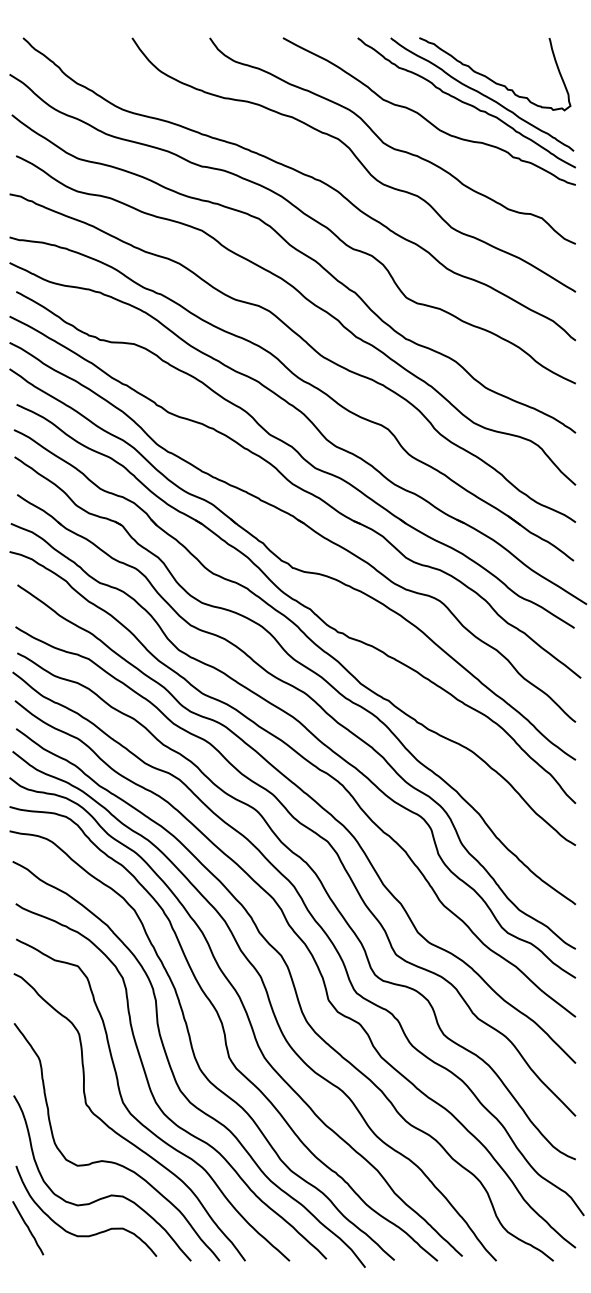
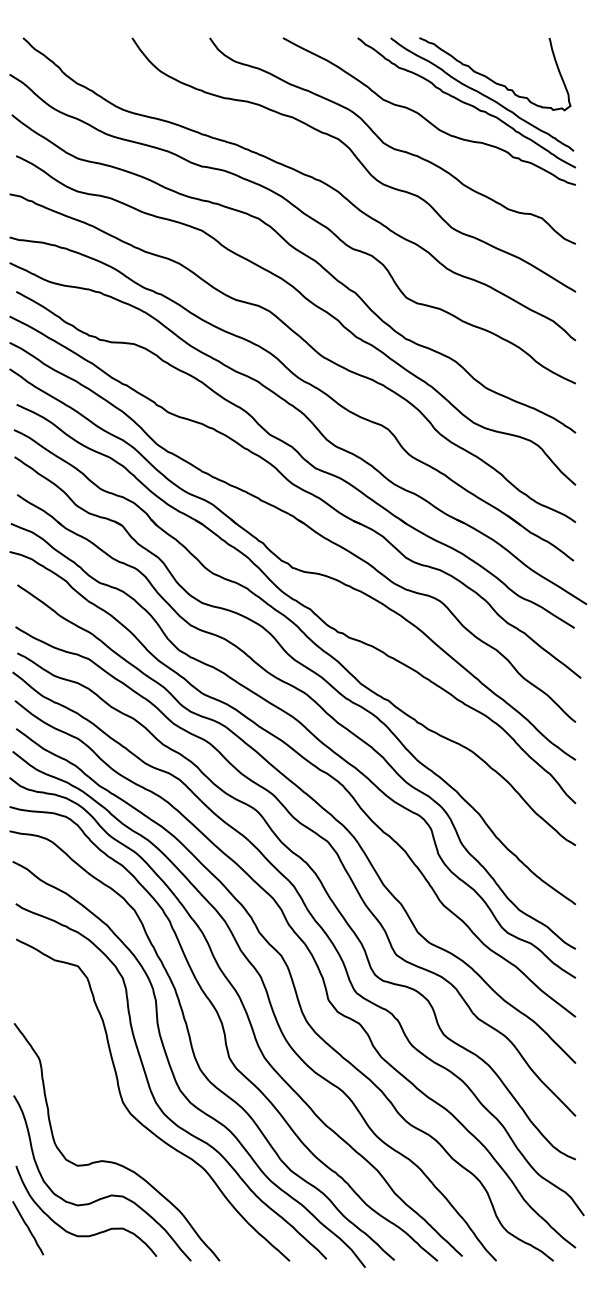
curve: present -> none (116, 1131)
